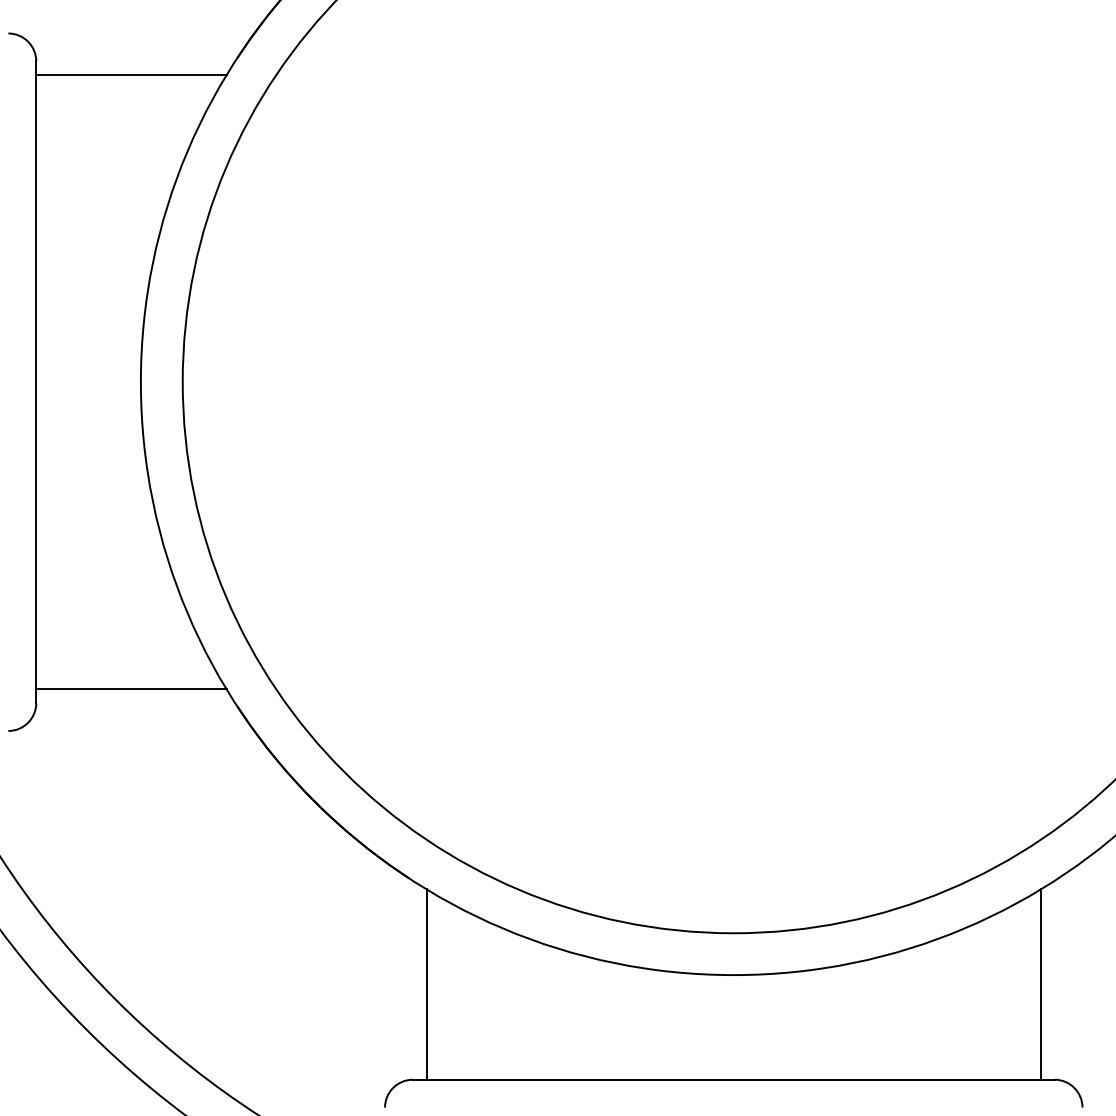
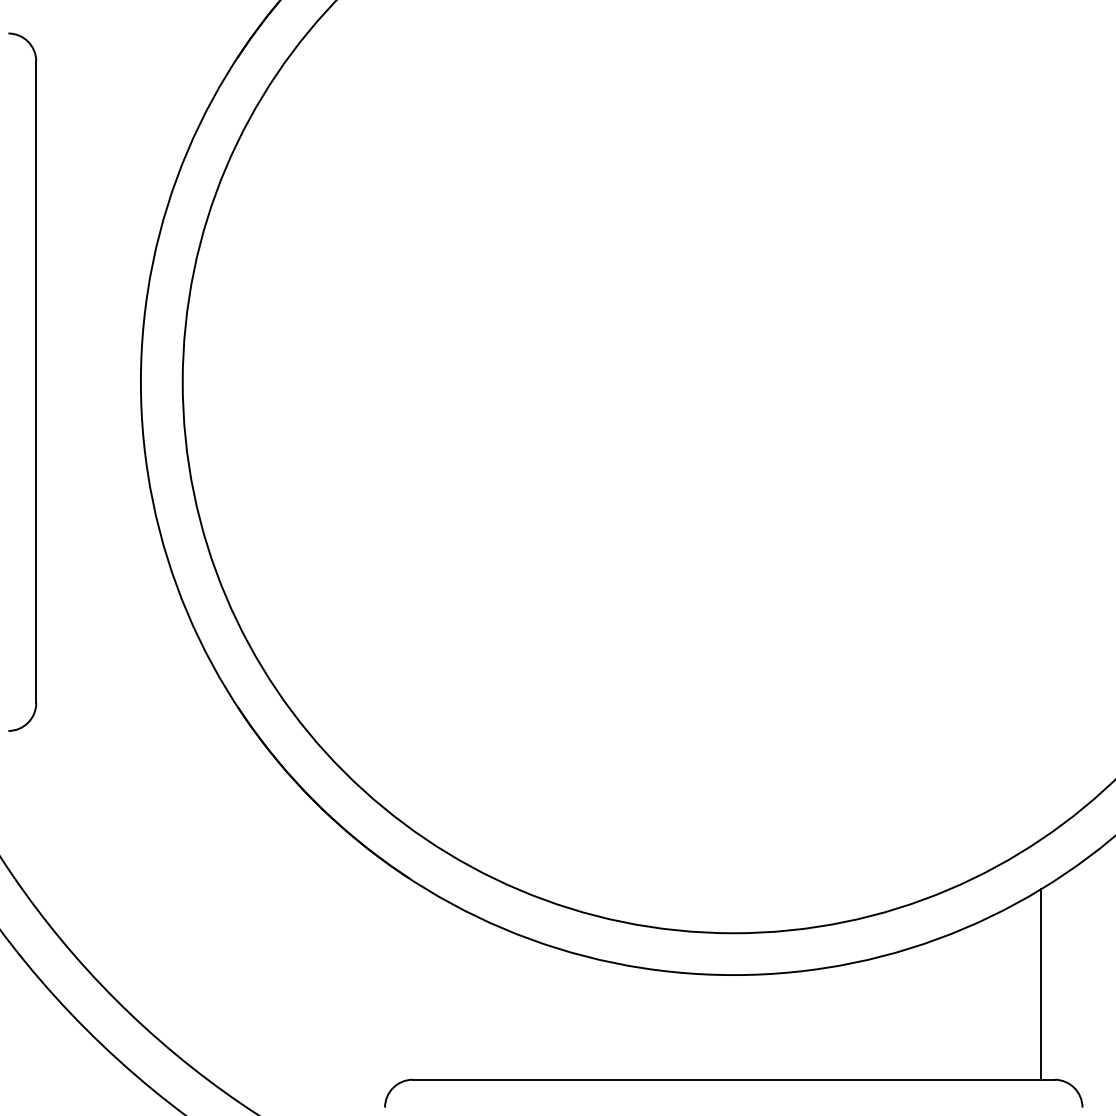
line: present -> none (131, 75)
line: present -> none (131, 689)
line: present -> none (426, 984)
